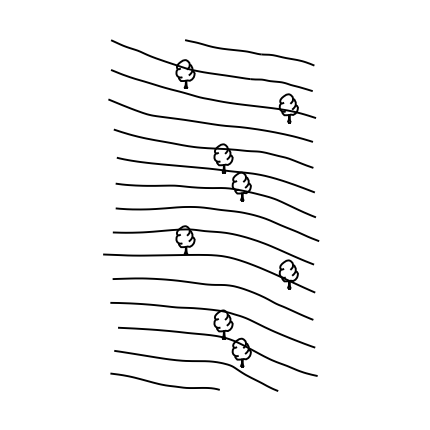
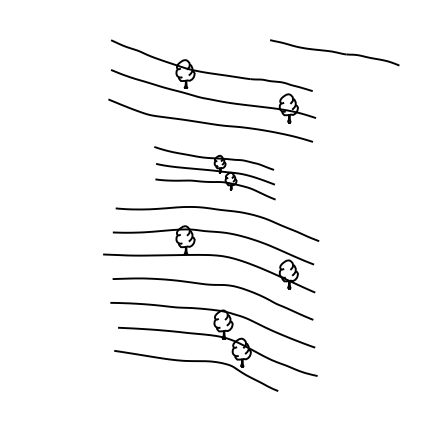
part position: (249, 52) -> (334, 52) (334, 52)
part size: 204x90 px -> 122x55 px (214, 173)
curve: present -> none (162, 383)
